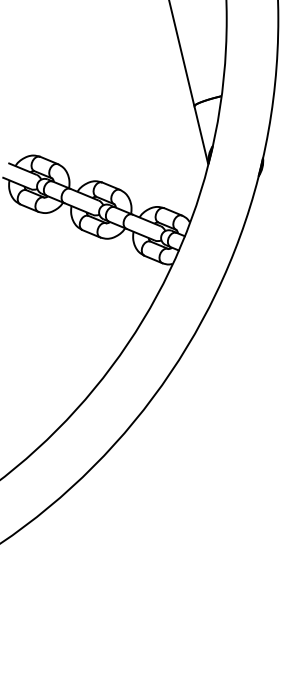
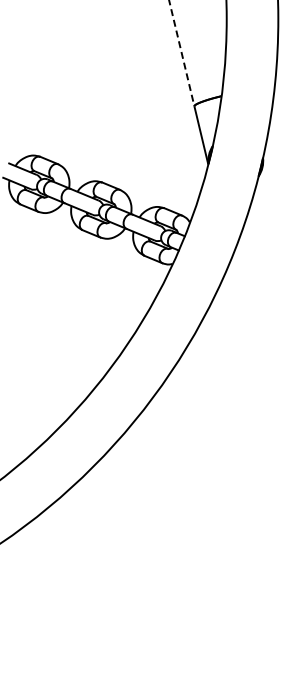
line: solid -> dashed (181, 53)
